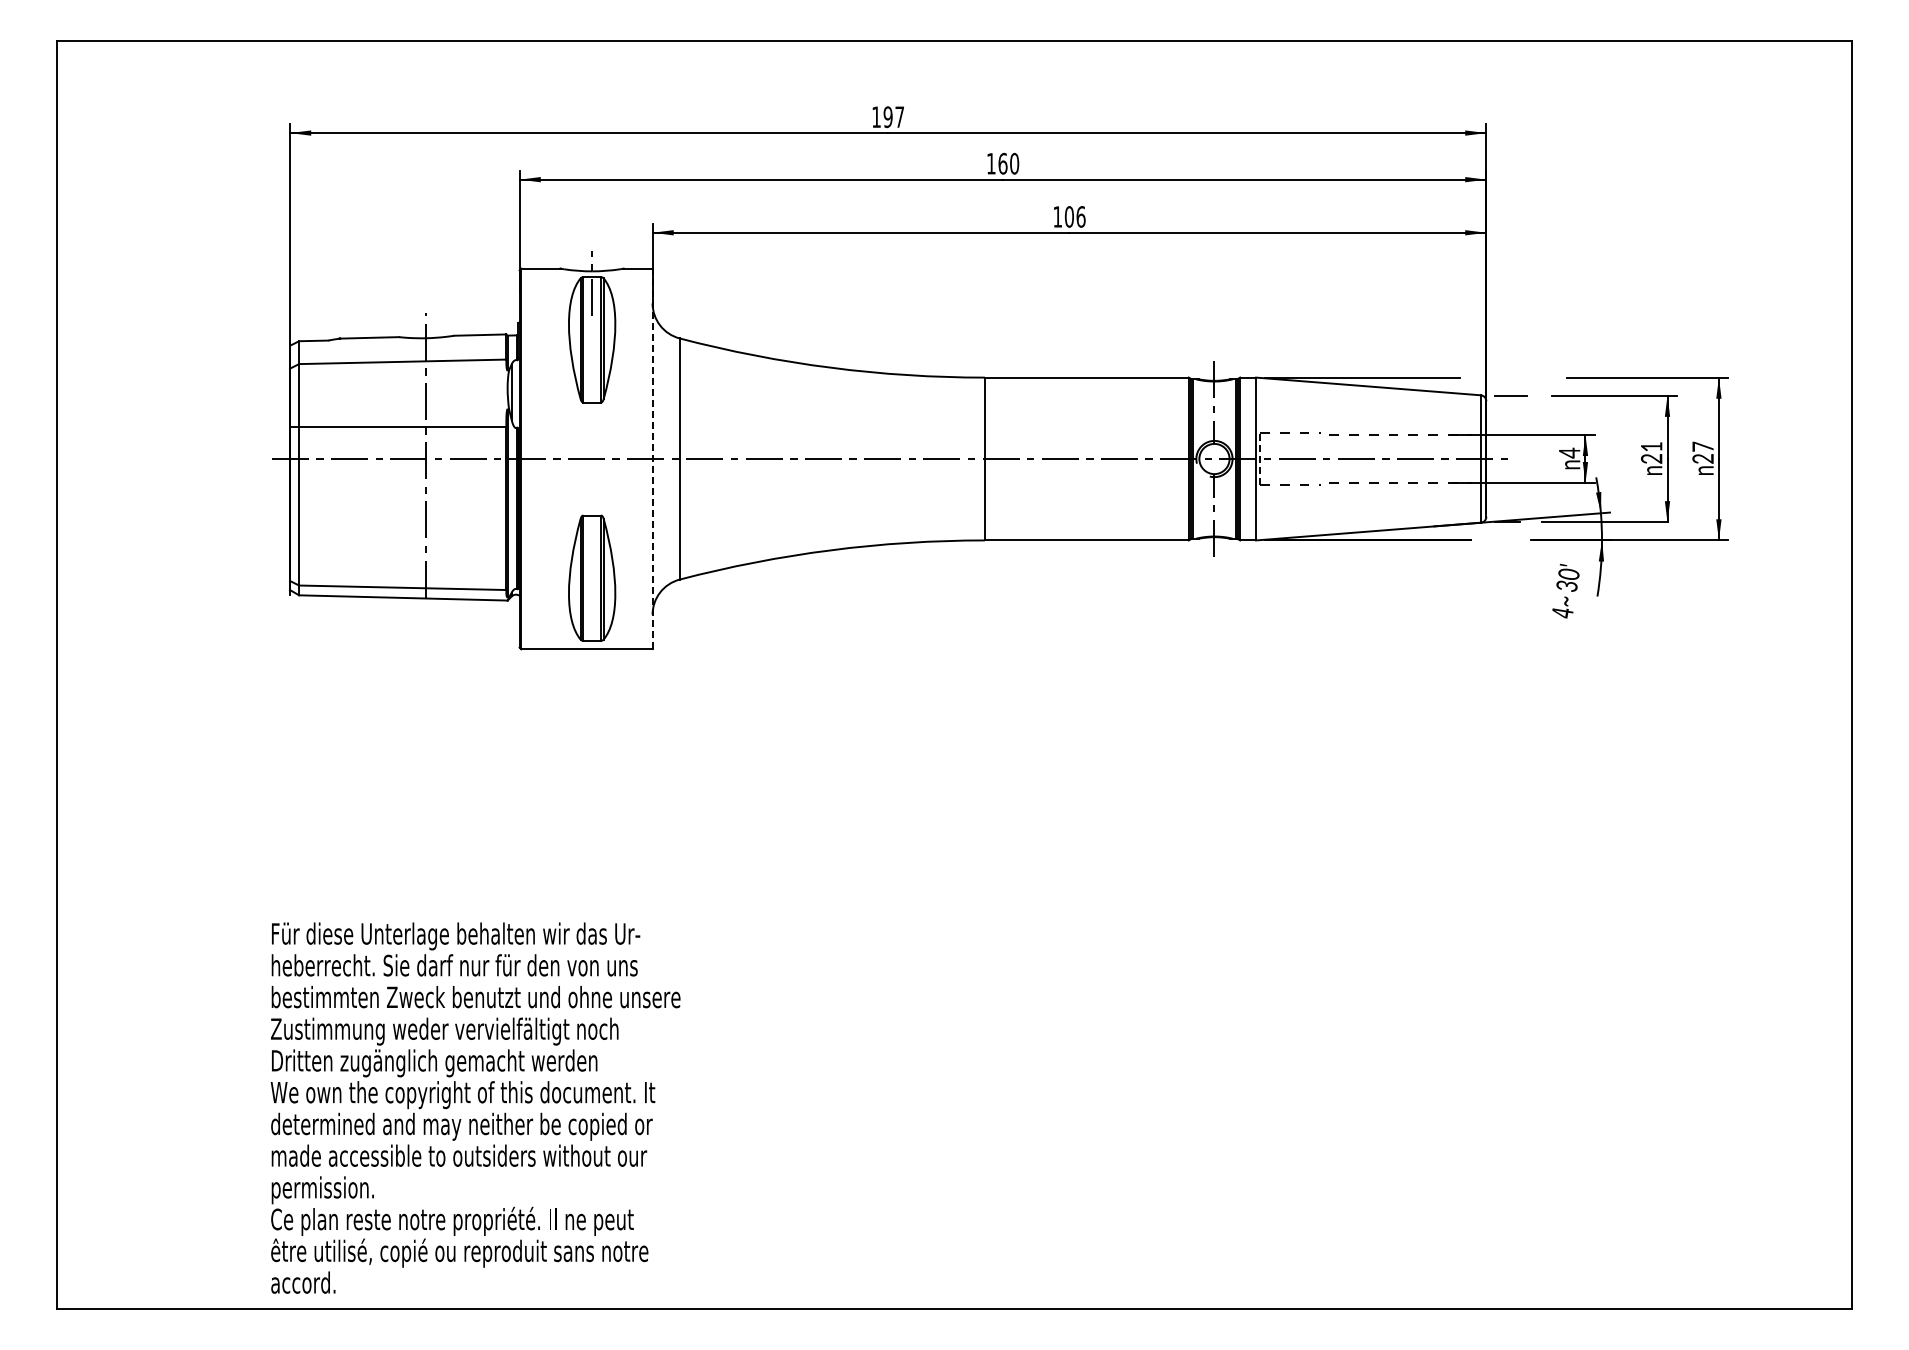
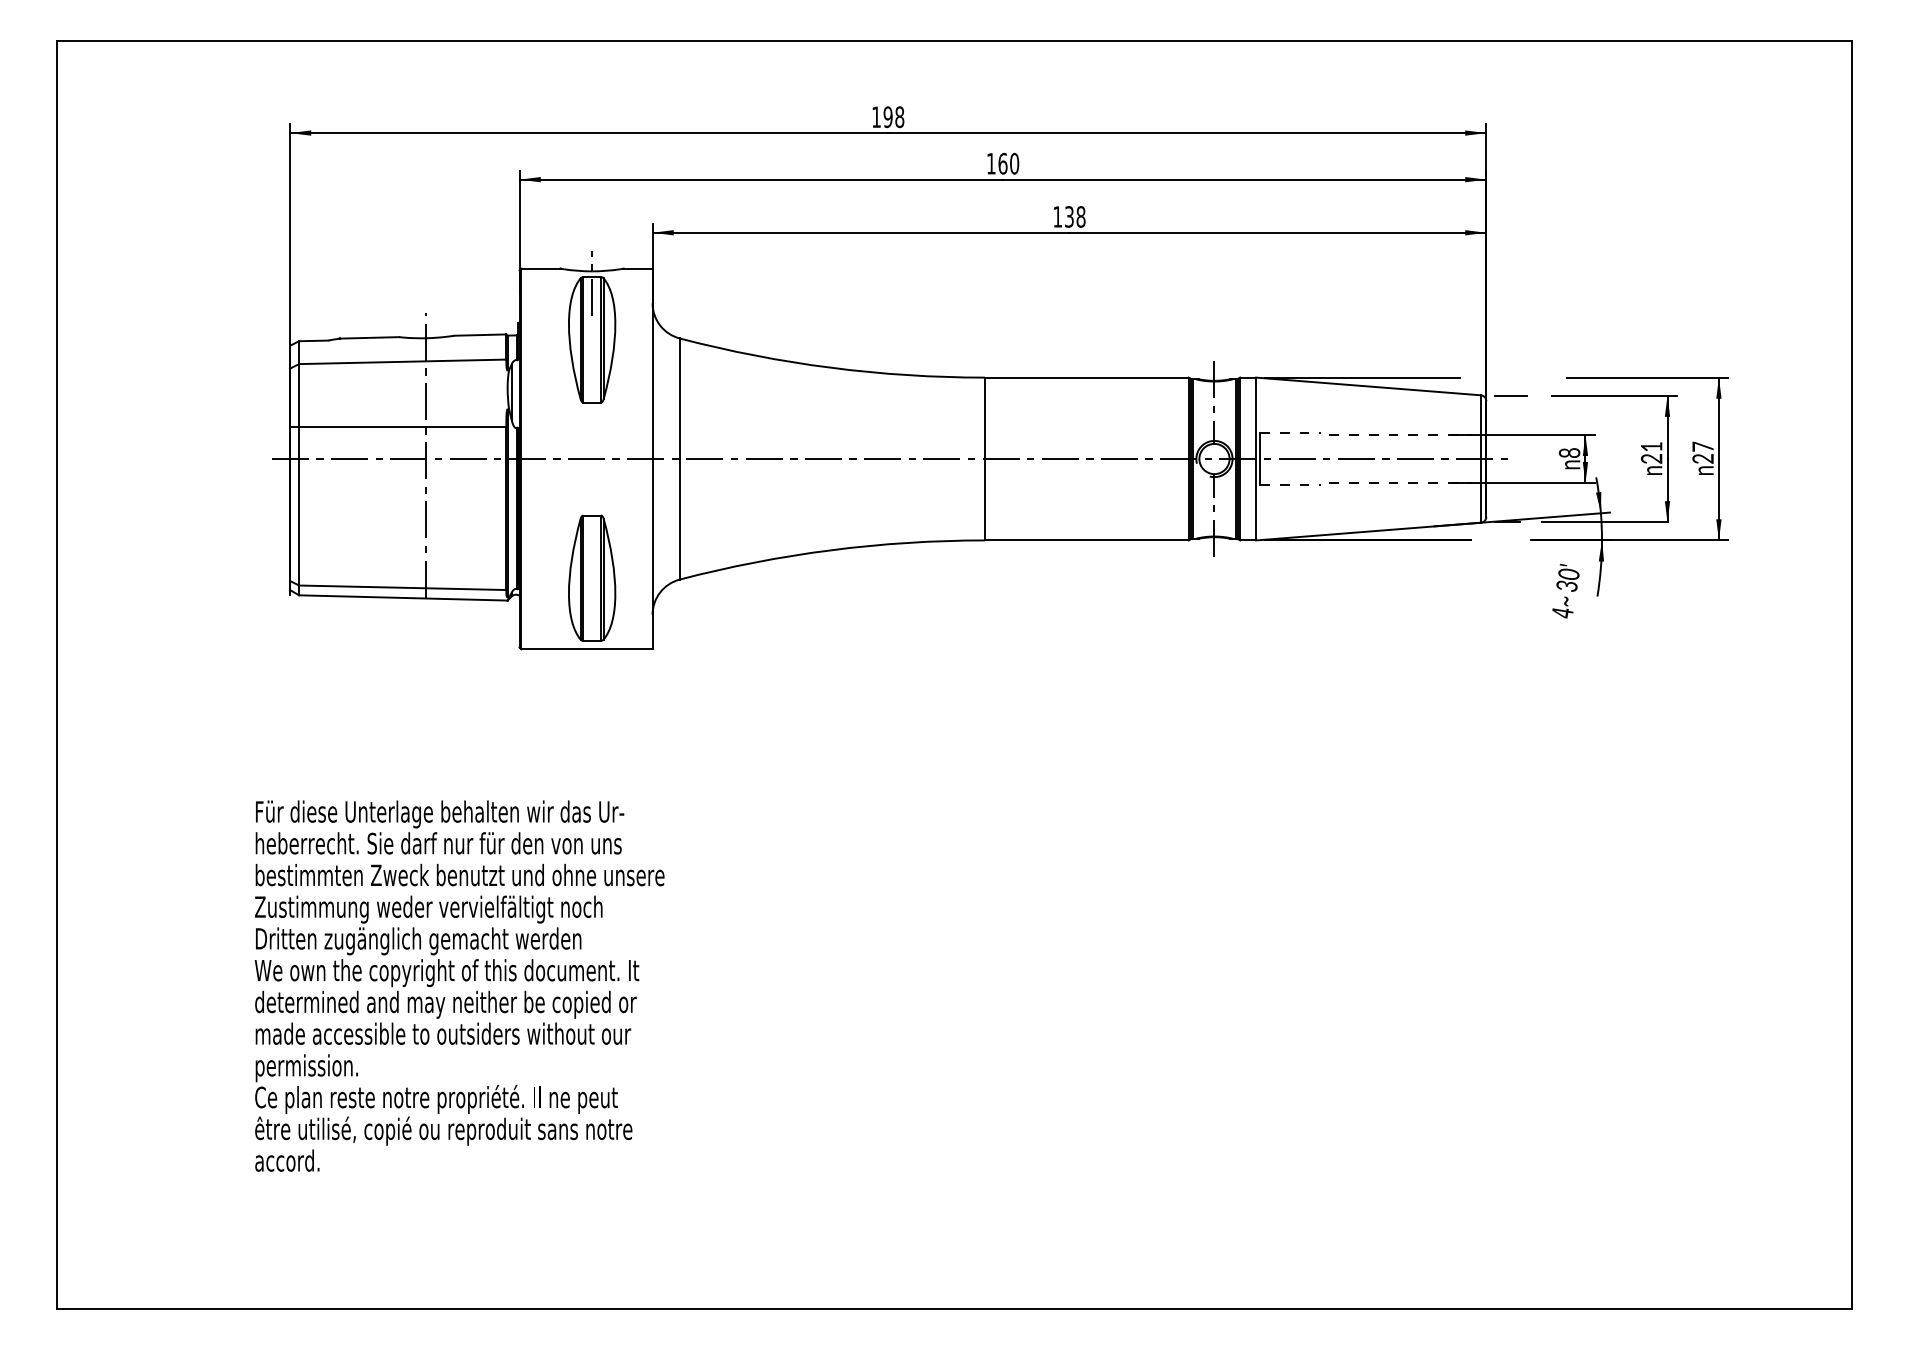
text: 197 -> 198 (899, 117)
text: 106 -> 138 (1074, 216)
text: 4 -> 8 (1569, 452)
line: dashed -> solid (652, 458)
line: dashed -> solid (1260, 458)
text position: (475, 1107) -> (459, 985) (459, 985)
